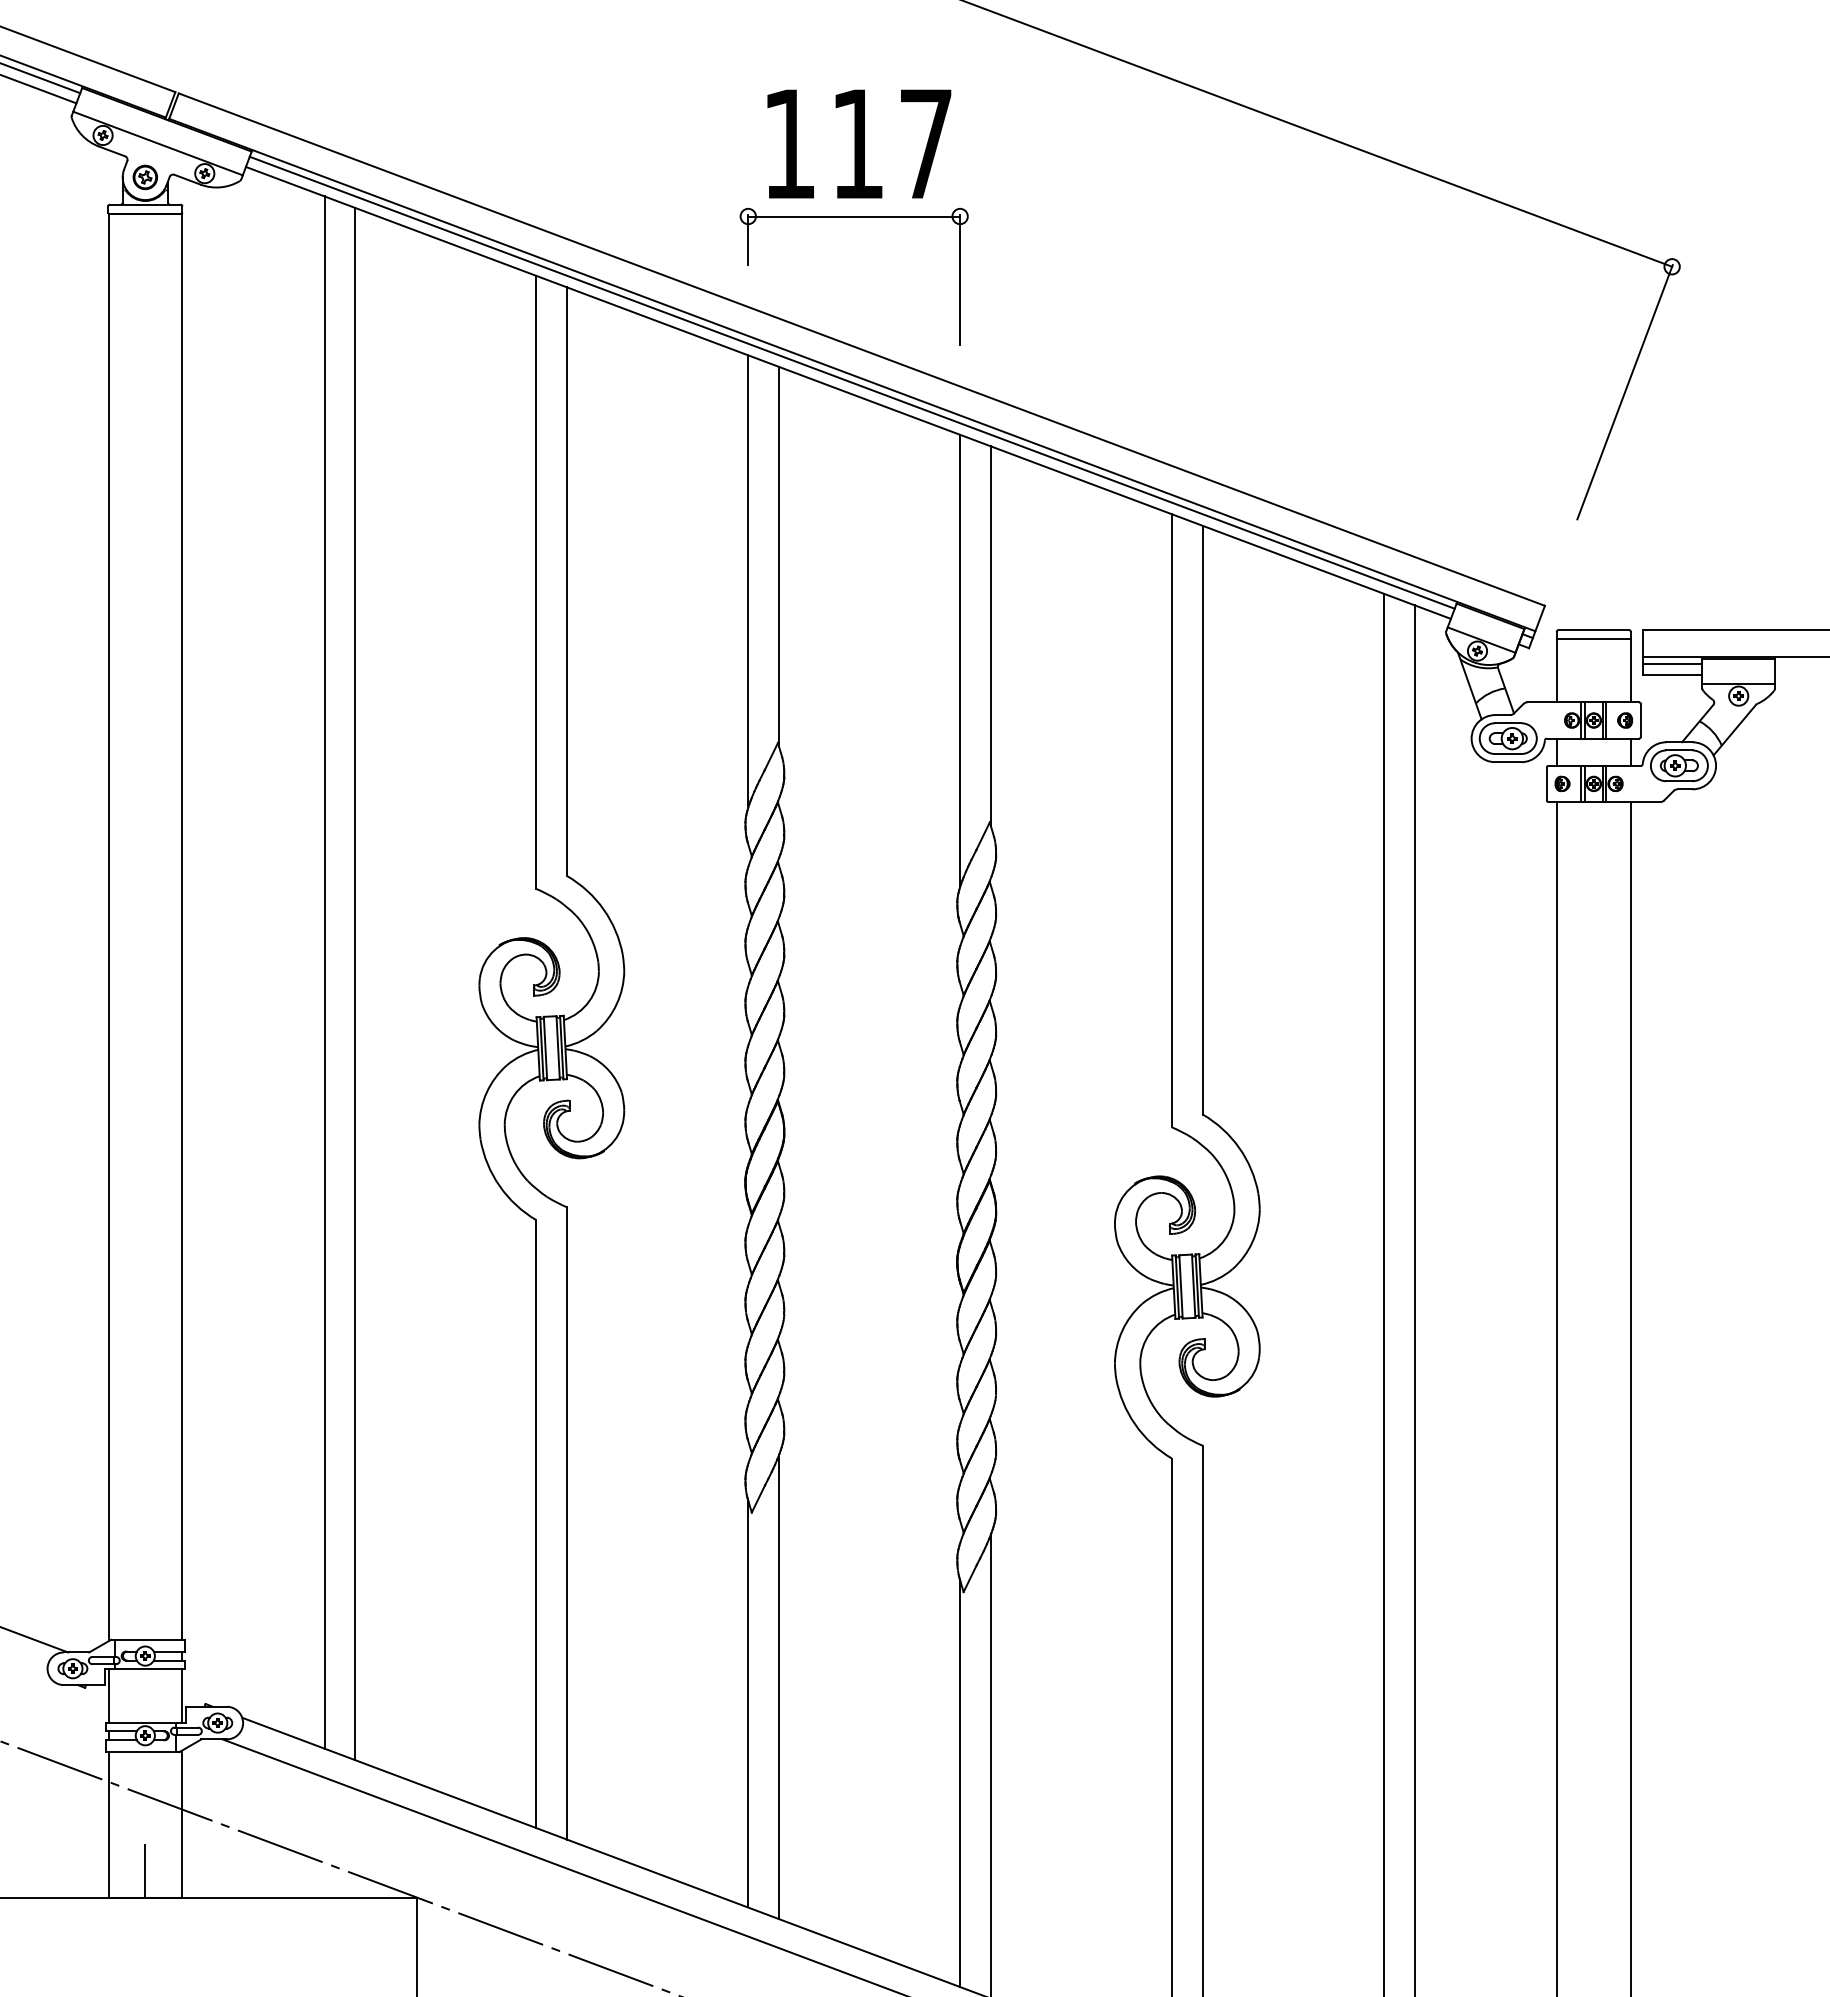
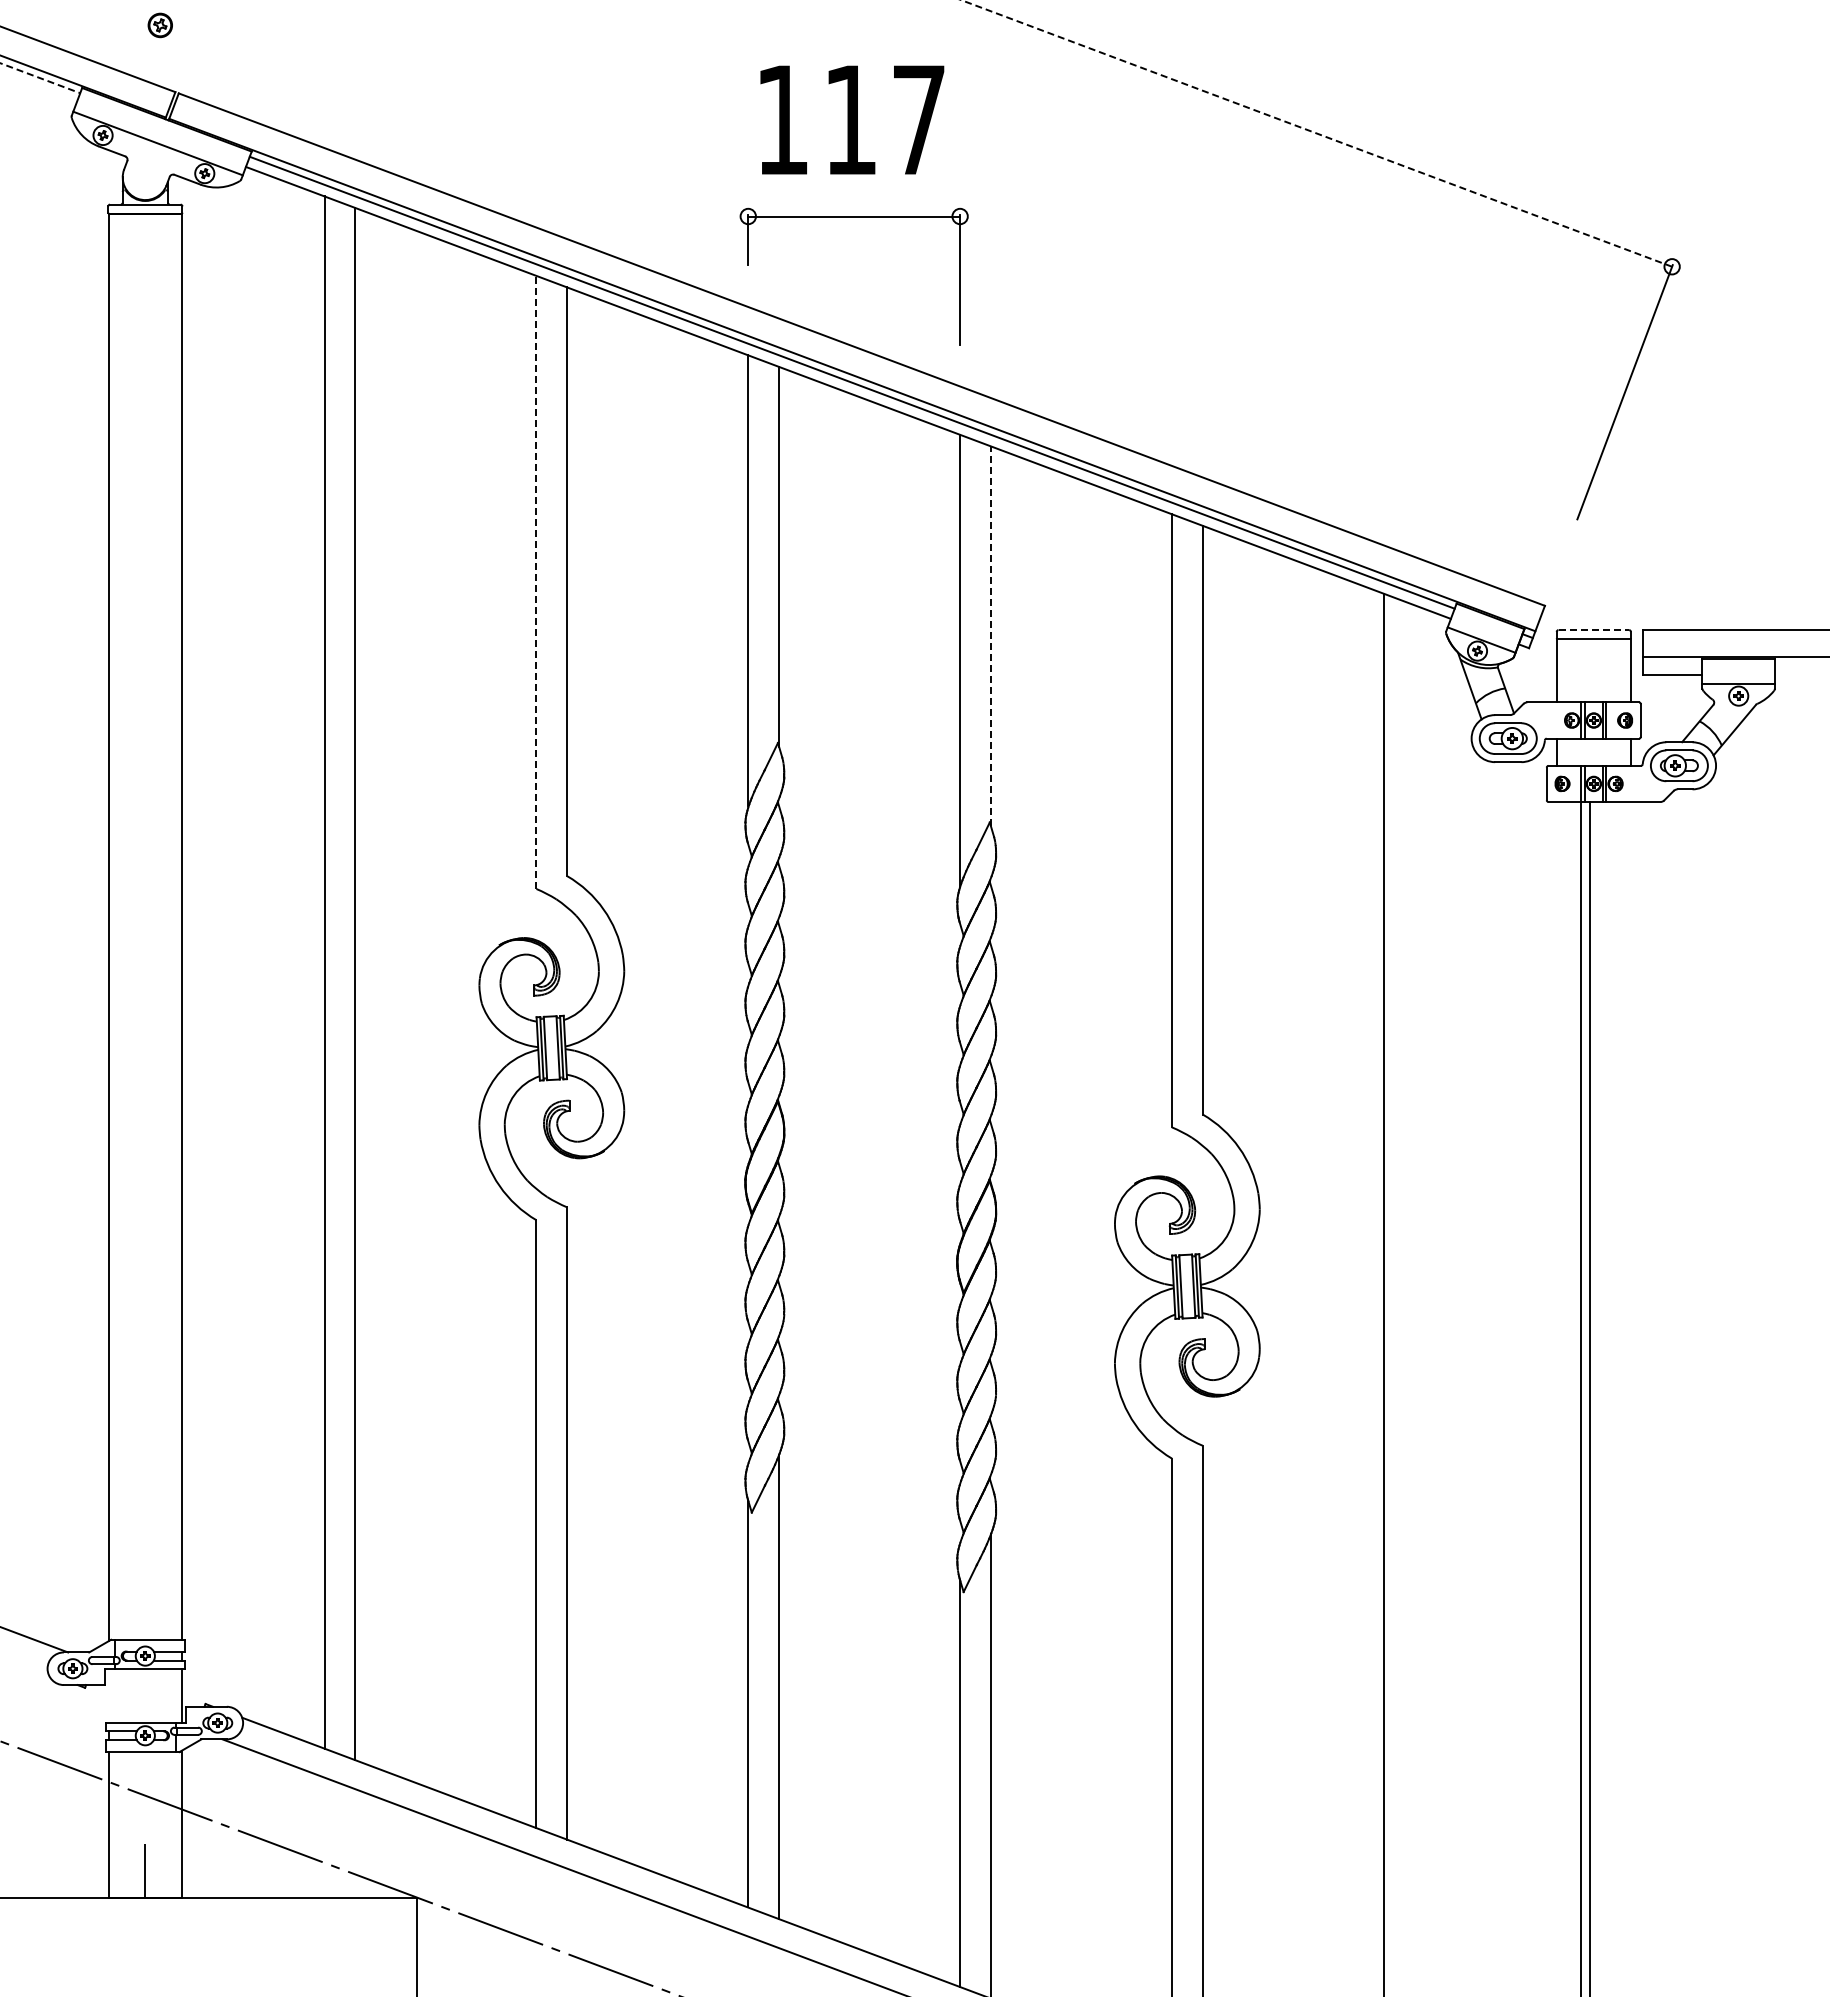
line: solid -> dashed (40, 78)
line: present -> none (39, 89)
line: solid -> dashed (1316, 133)
text position: (859, 143) -> (852, 119) (852, 119)
part position: (144, 177) -> (159, 25) (159, 25)
line: solid -> dashed (536, 582)
line: solid -> dashed (1594, 630)
line: solid -> dashed (990, 636)
line: present -> none (1672, 664)
line: present -> none (1414, 1299)
line position: (1557, 1397) -> (1581, 1397) (1581, 1397)
line position: (1630, 1397) -> (1589, 1397) (1589, 1397)
line: present -> none (108, 1695)
